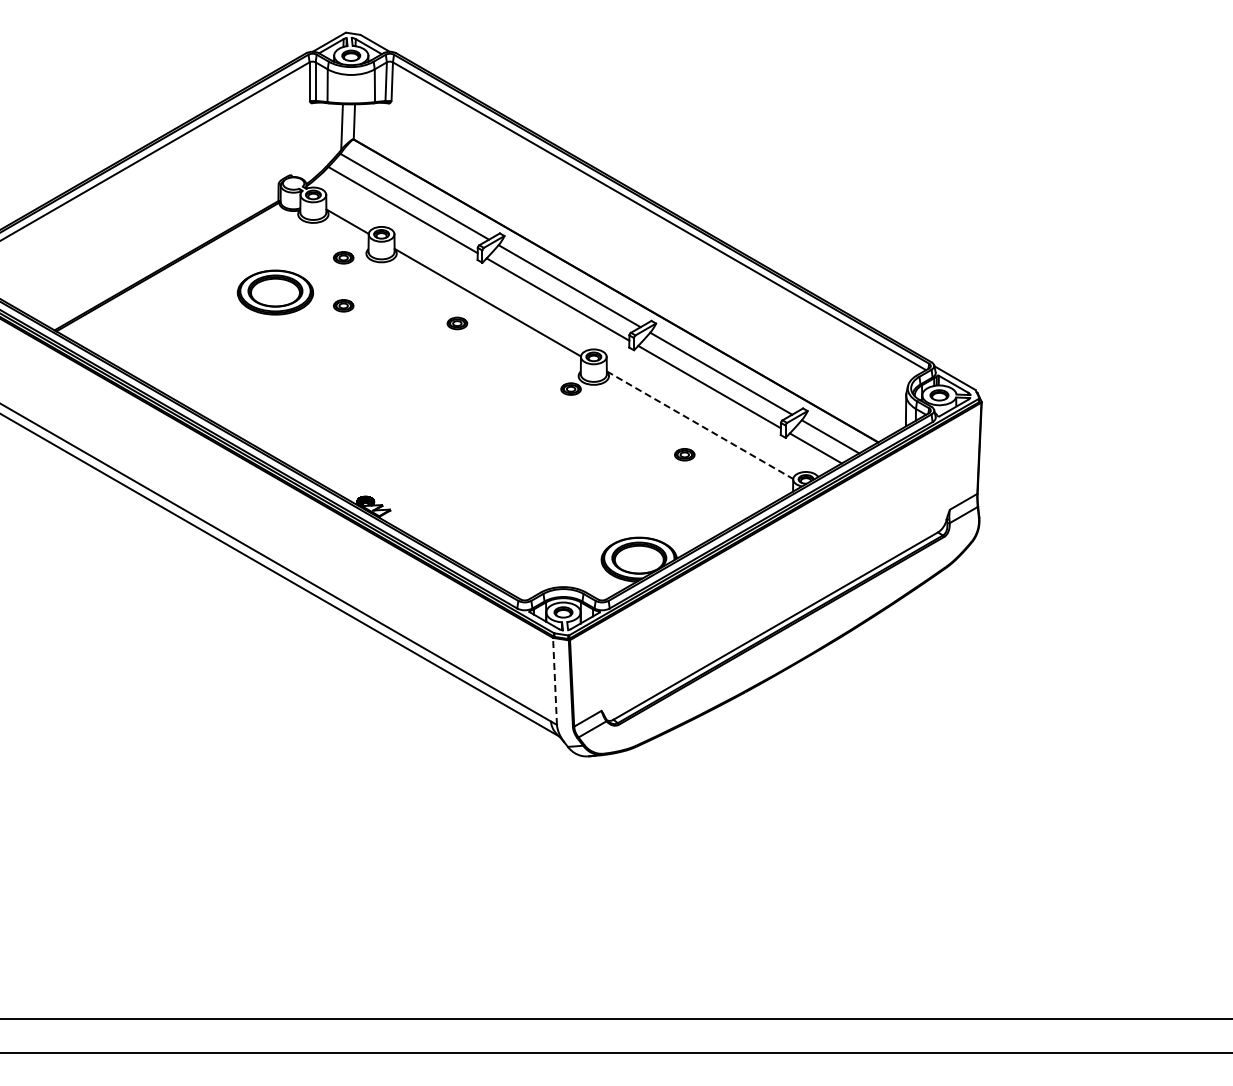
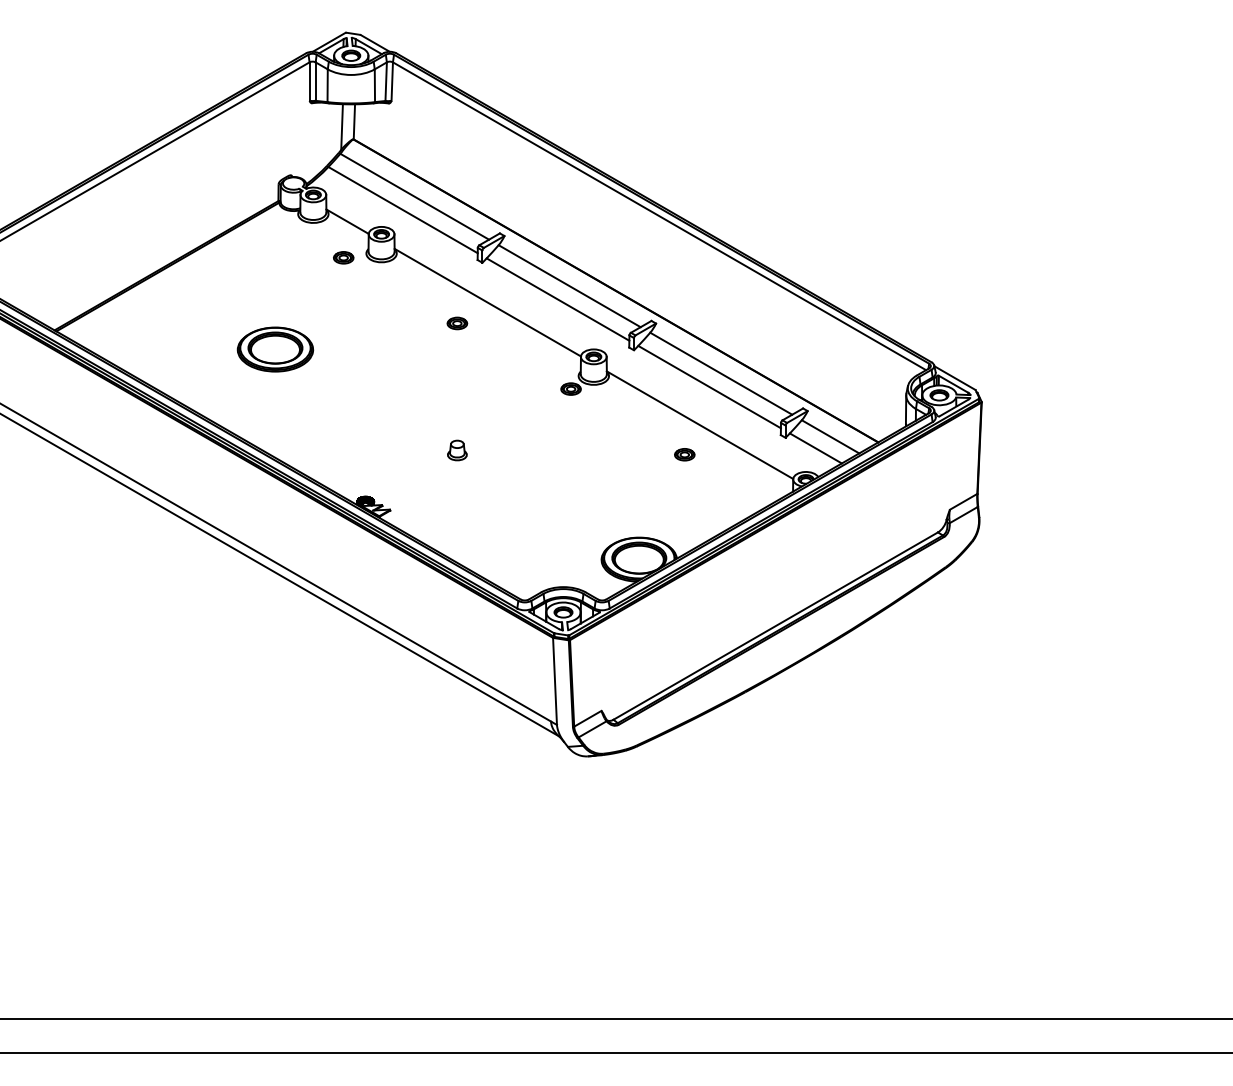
part position: (275, 292) -> (275, 349) (275, 349)
part: present -> none (343, 305)
line: dashed -> solid (700, 425)
part: none -> present (457, 450)
line: dashed -> solid (555, 681)
